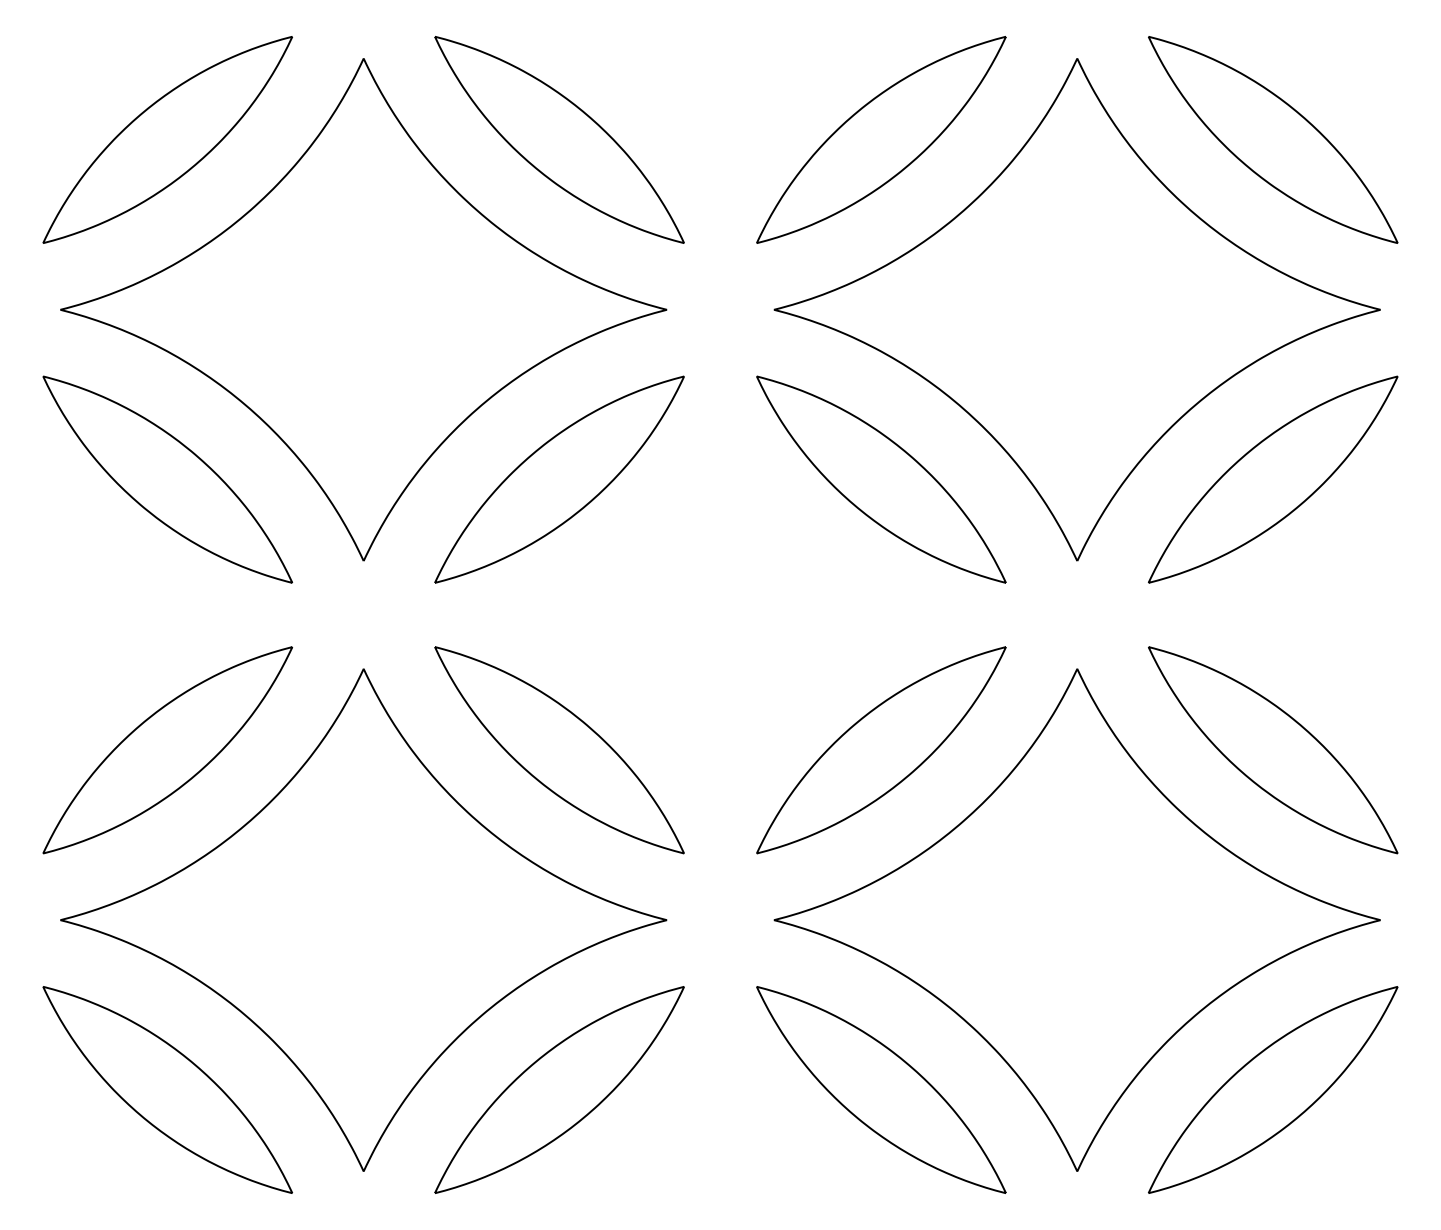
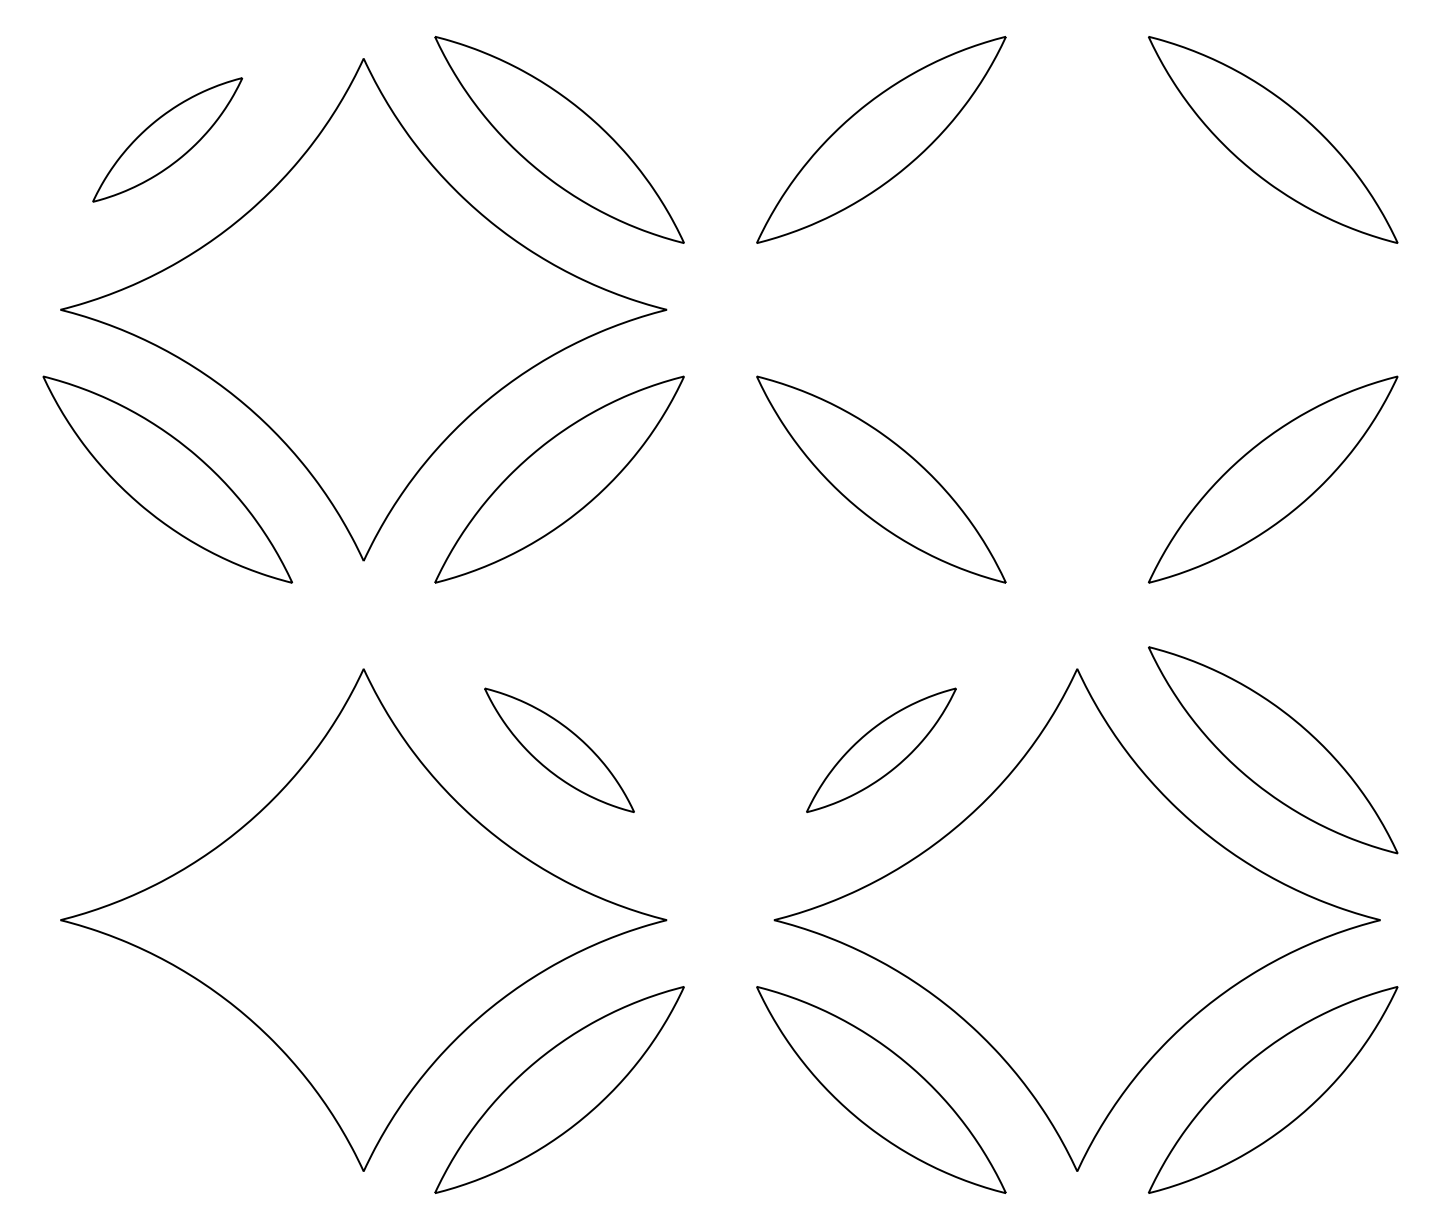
part size: 251x208 px -> 152x126 px (167, 139)
part: present -> none (1076, 309)
part: present -> none (167, 750)
part size: 251x209 px -> 151x126 px (559, 749)
part size: 251x209 px -> 151x126 px (881, 749)
part: present -> none (167, 1089)
